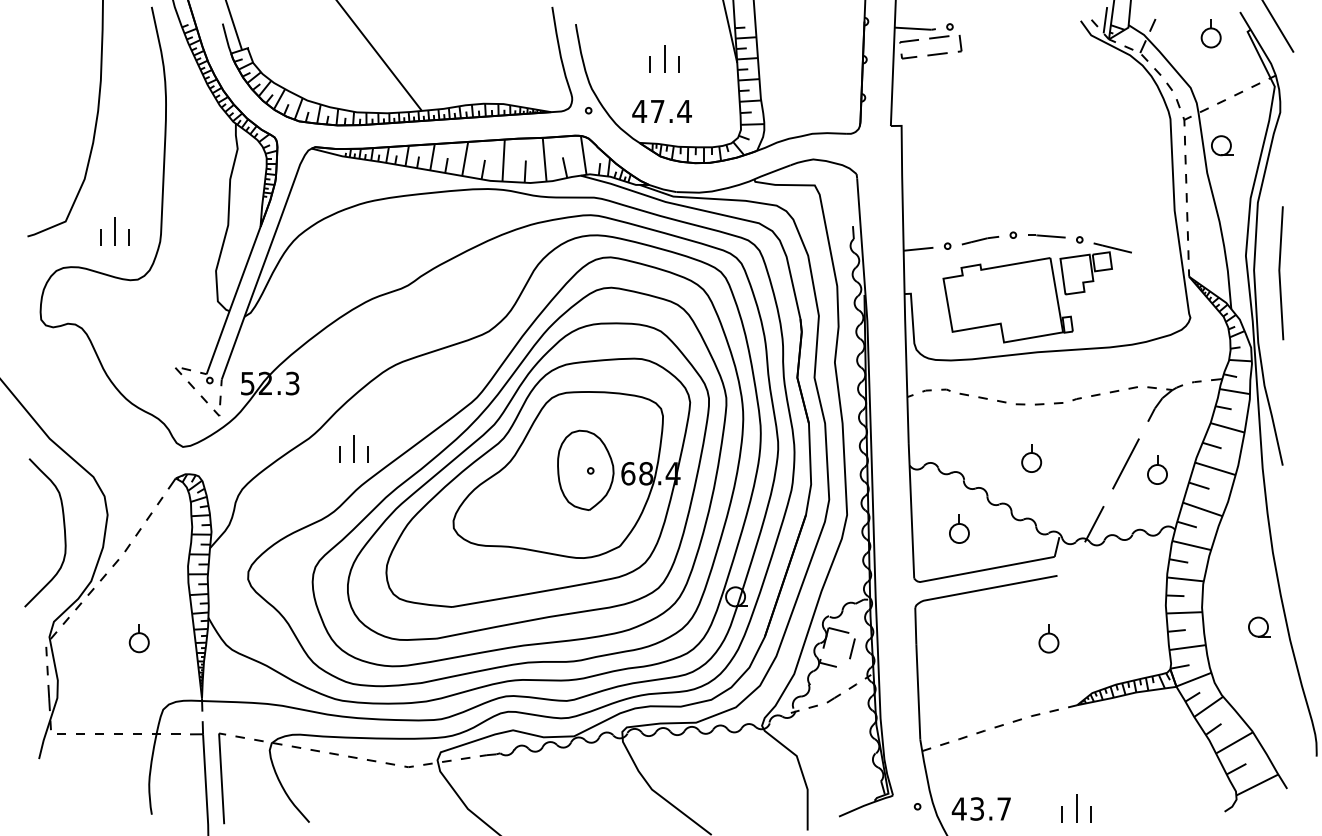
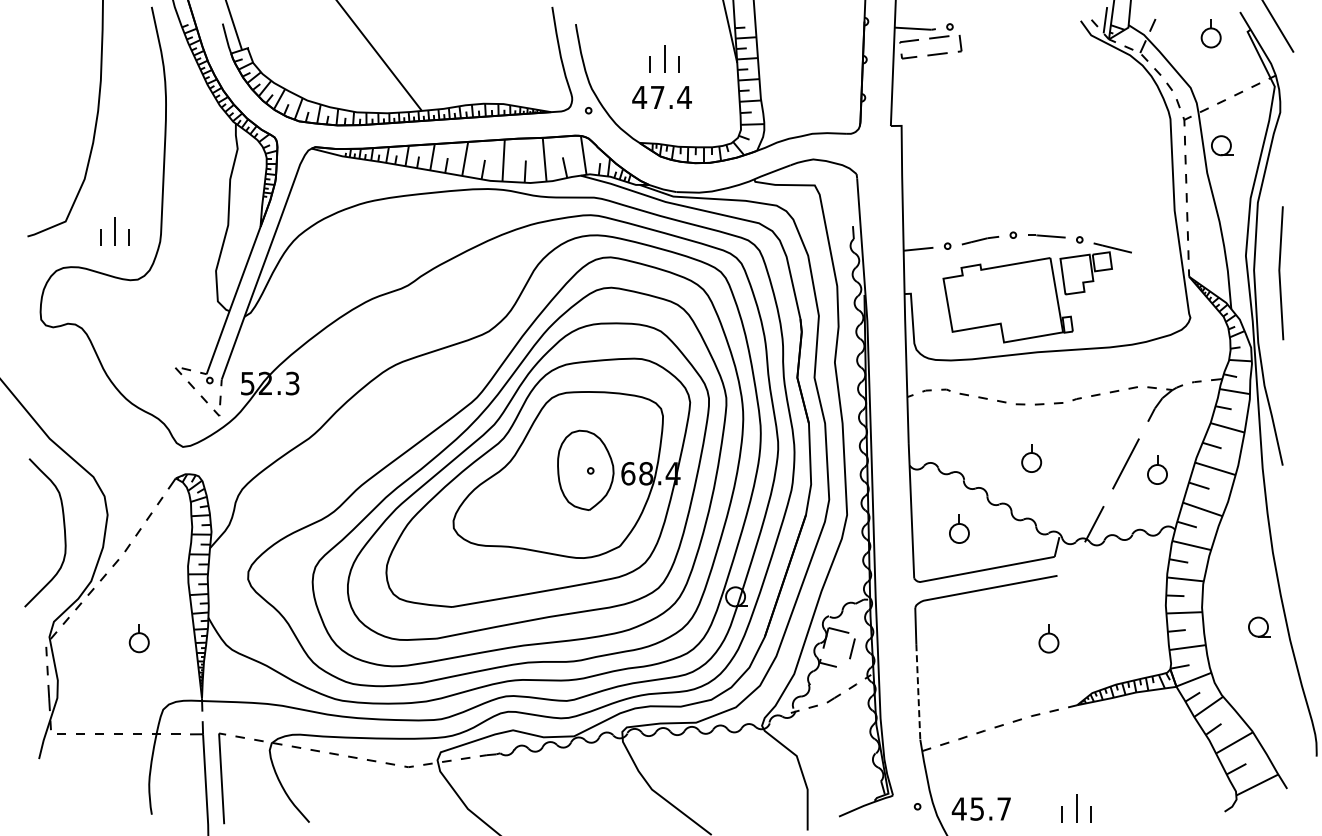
text position: (661, 111) -> (661, 97) (661, 97)
part: present -> none (353, 448)
line: solid -> dashed (918, 691)
text: 43.7 -> 45.7 (977, 808)
